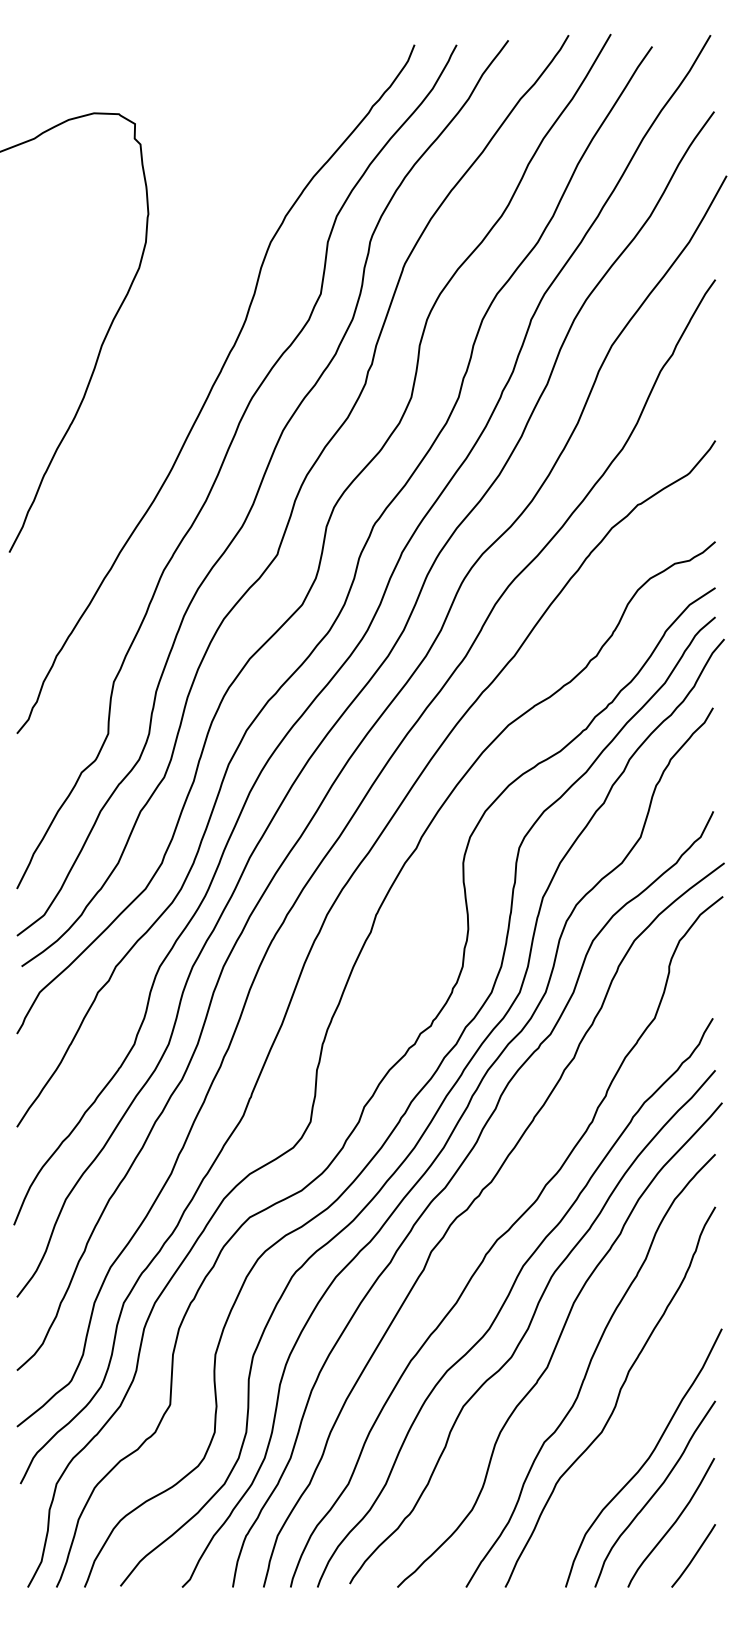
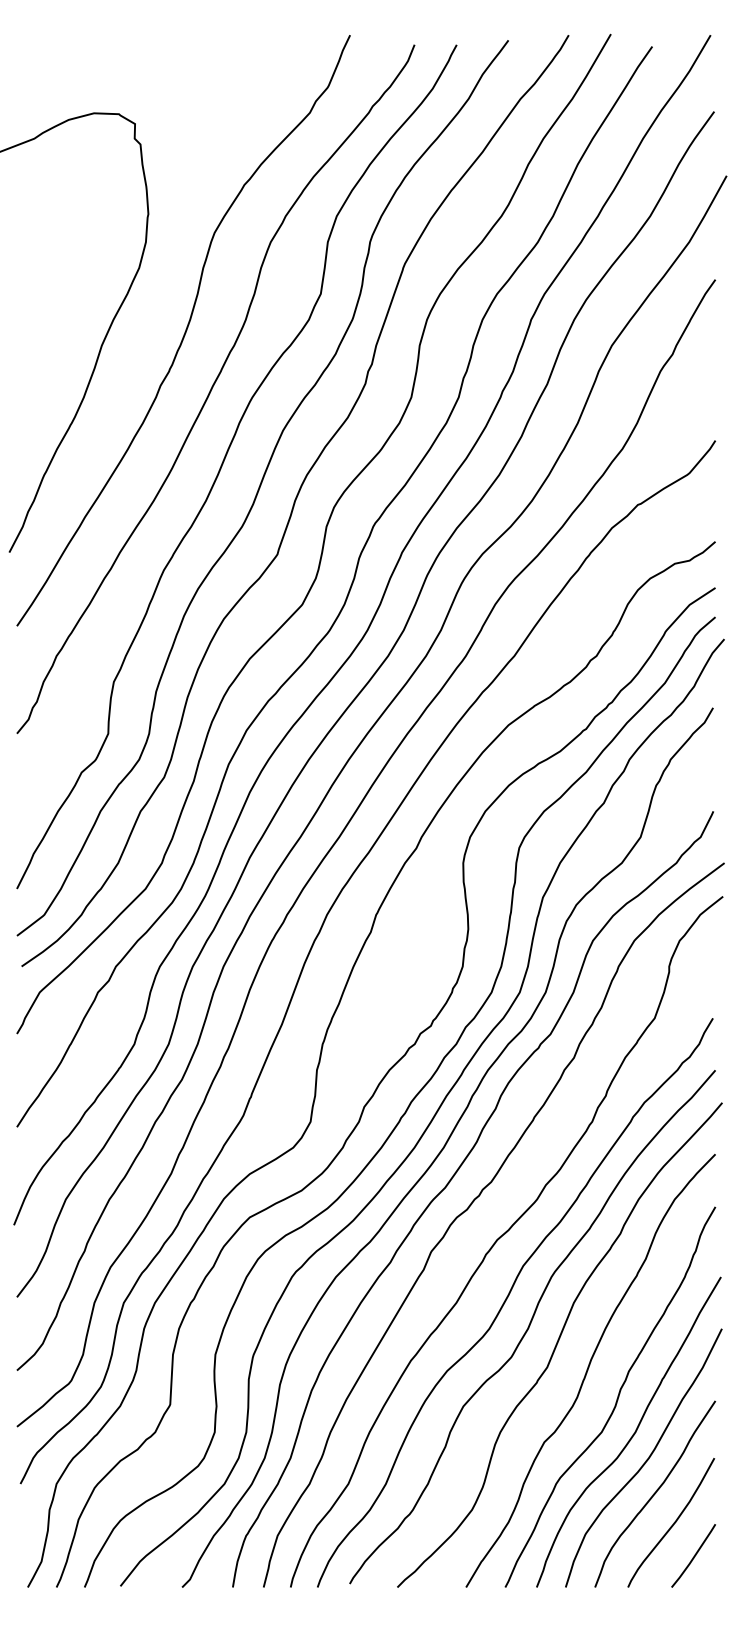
curve: none -> present (185, 330)
curve: none -> present (632, 1434)
